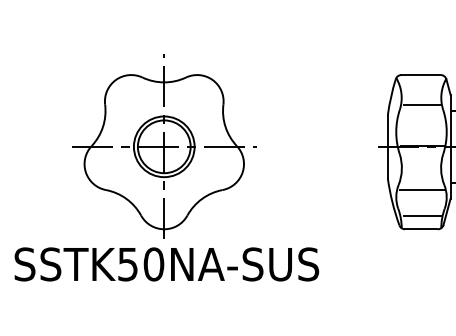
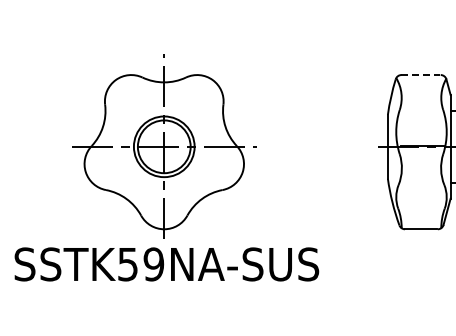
line: solid -> dashed (421, 75)
line: present -> none (422, 104)
line: present -> none (422, 190)
line: present -> none (422, 215)
text: SSTK50NA-SUS -> SSTK59NA-SUS (153, 264)
